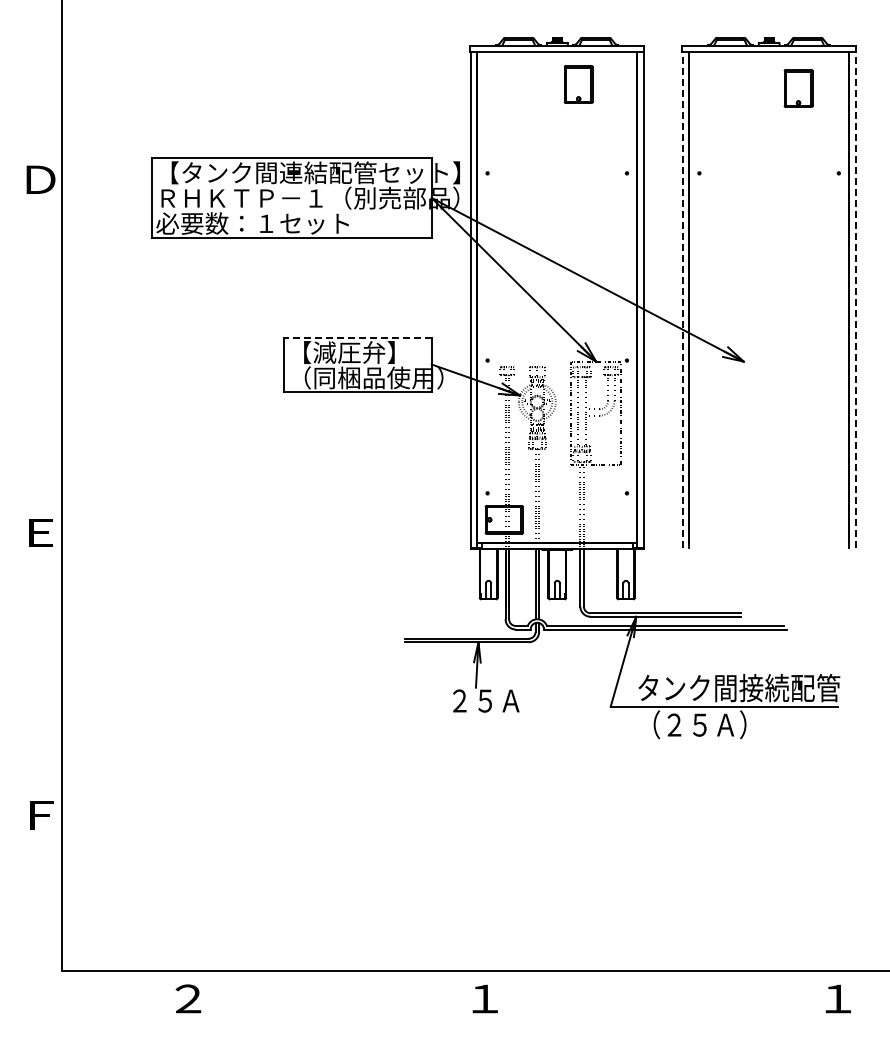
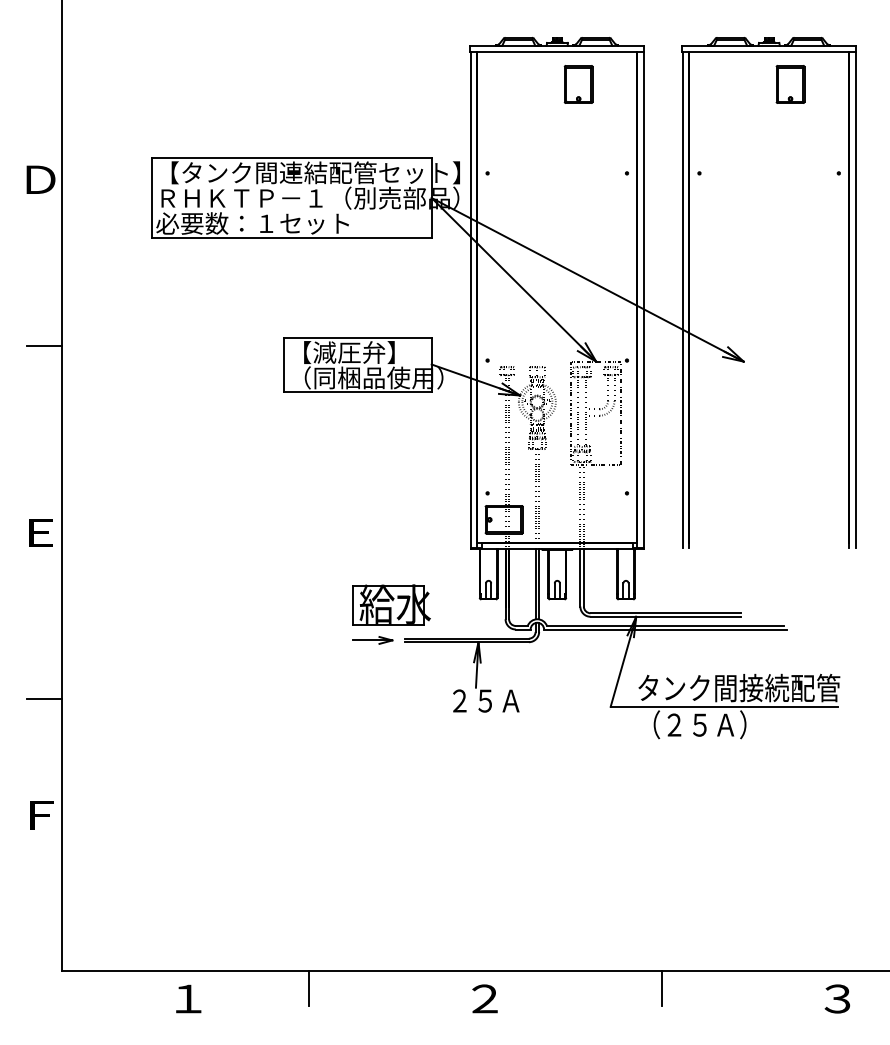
part position: (798, 88) -> (790, 84) (790, 84)
line: dashed -> solid (682, 299)
line: dashed -> solid (855, 299)
line: dashed -> solid (358, 337)
line: none -> present (43, 345)
part: none -> present (391, 604)
part: none -> present (372, 640)
line: none -> present (43, 698)
line: none -> present (309, 988)
line: none -> present (662, 988)
text: ２ -> １ (188, 998)
text: １ -> ２ (484, 998)
text: １ -> ３ (837, 998)
